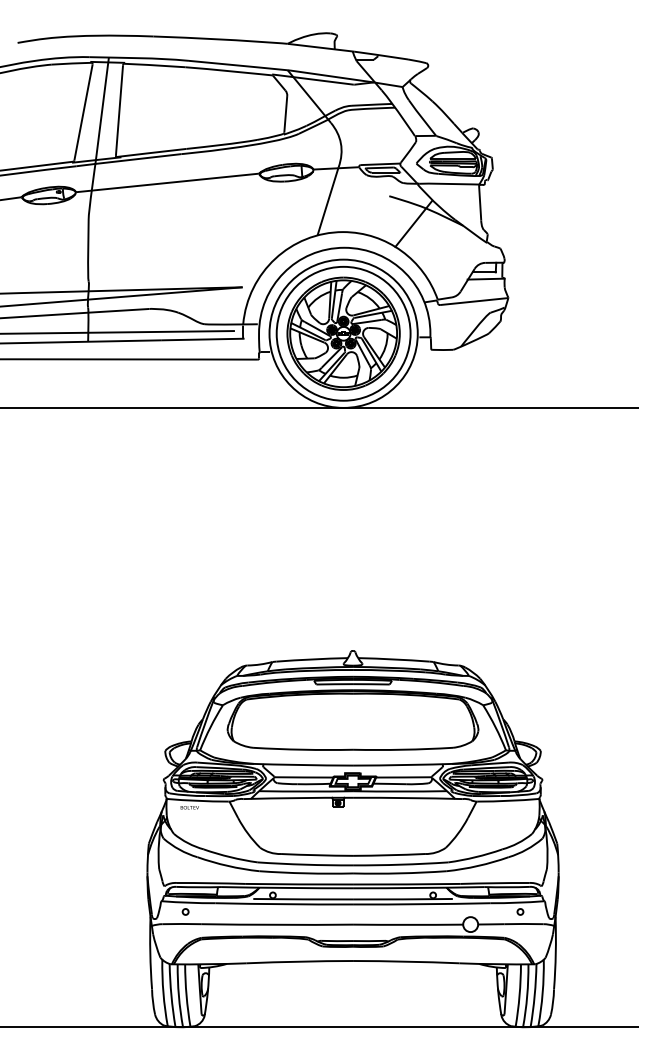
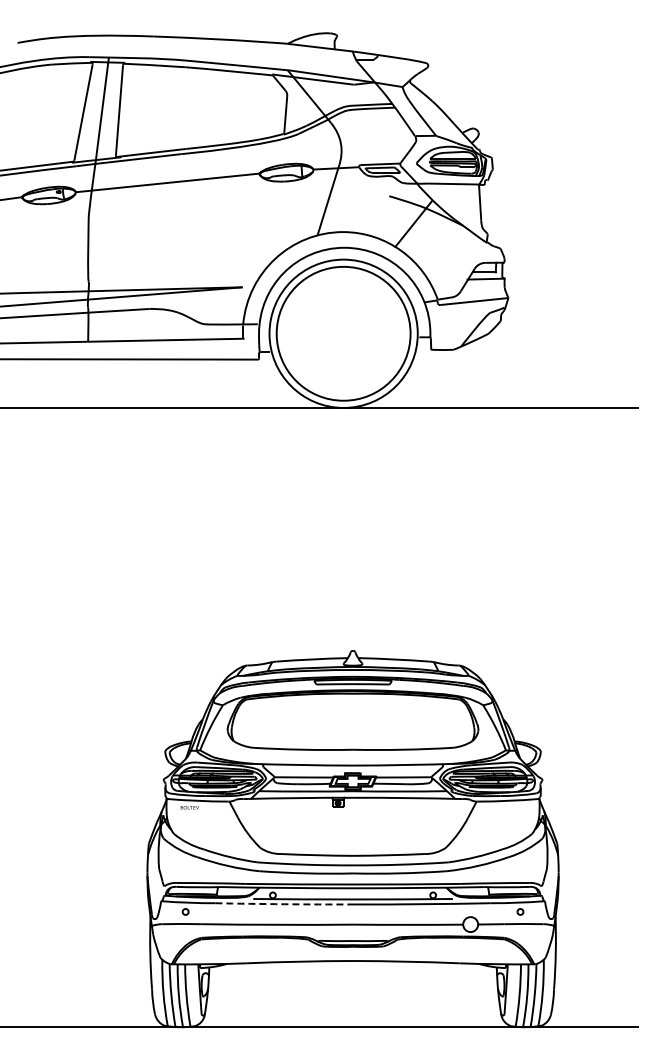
line: present -> none (117, 332)
part: present -> none (343, 333)
arc: solid -> dashed (284, 904)
